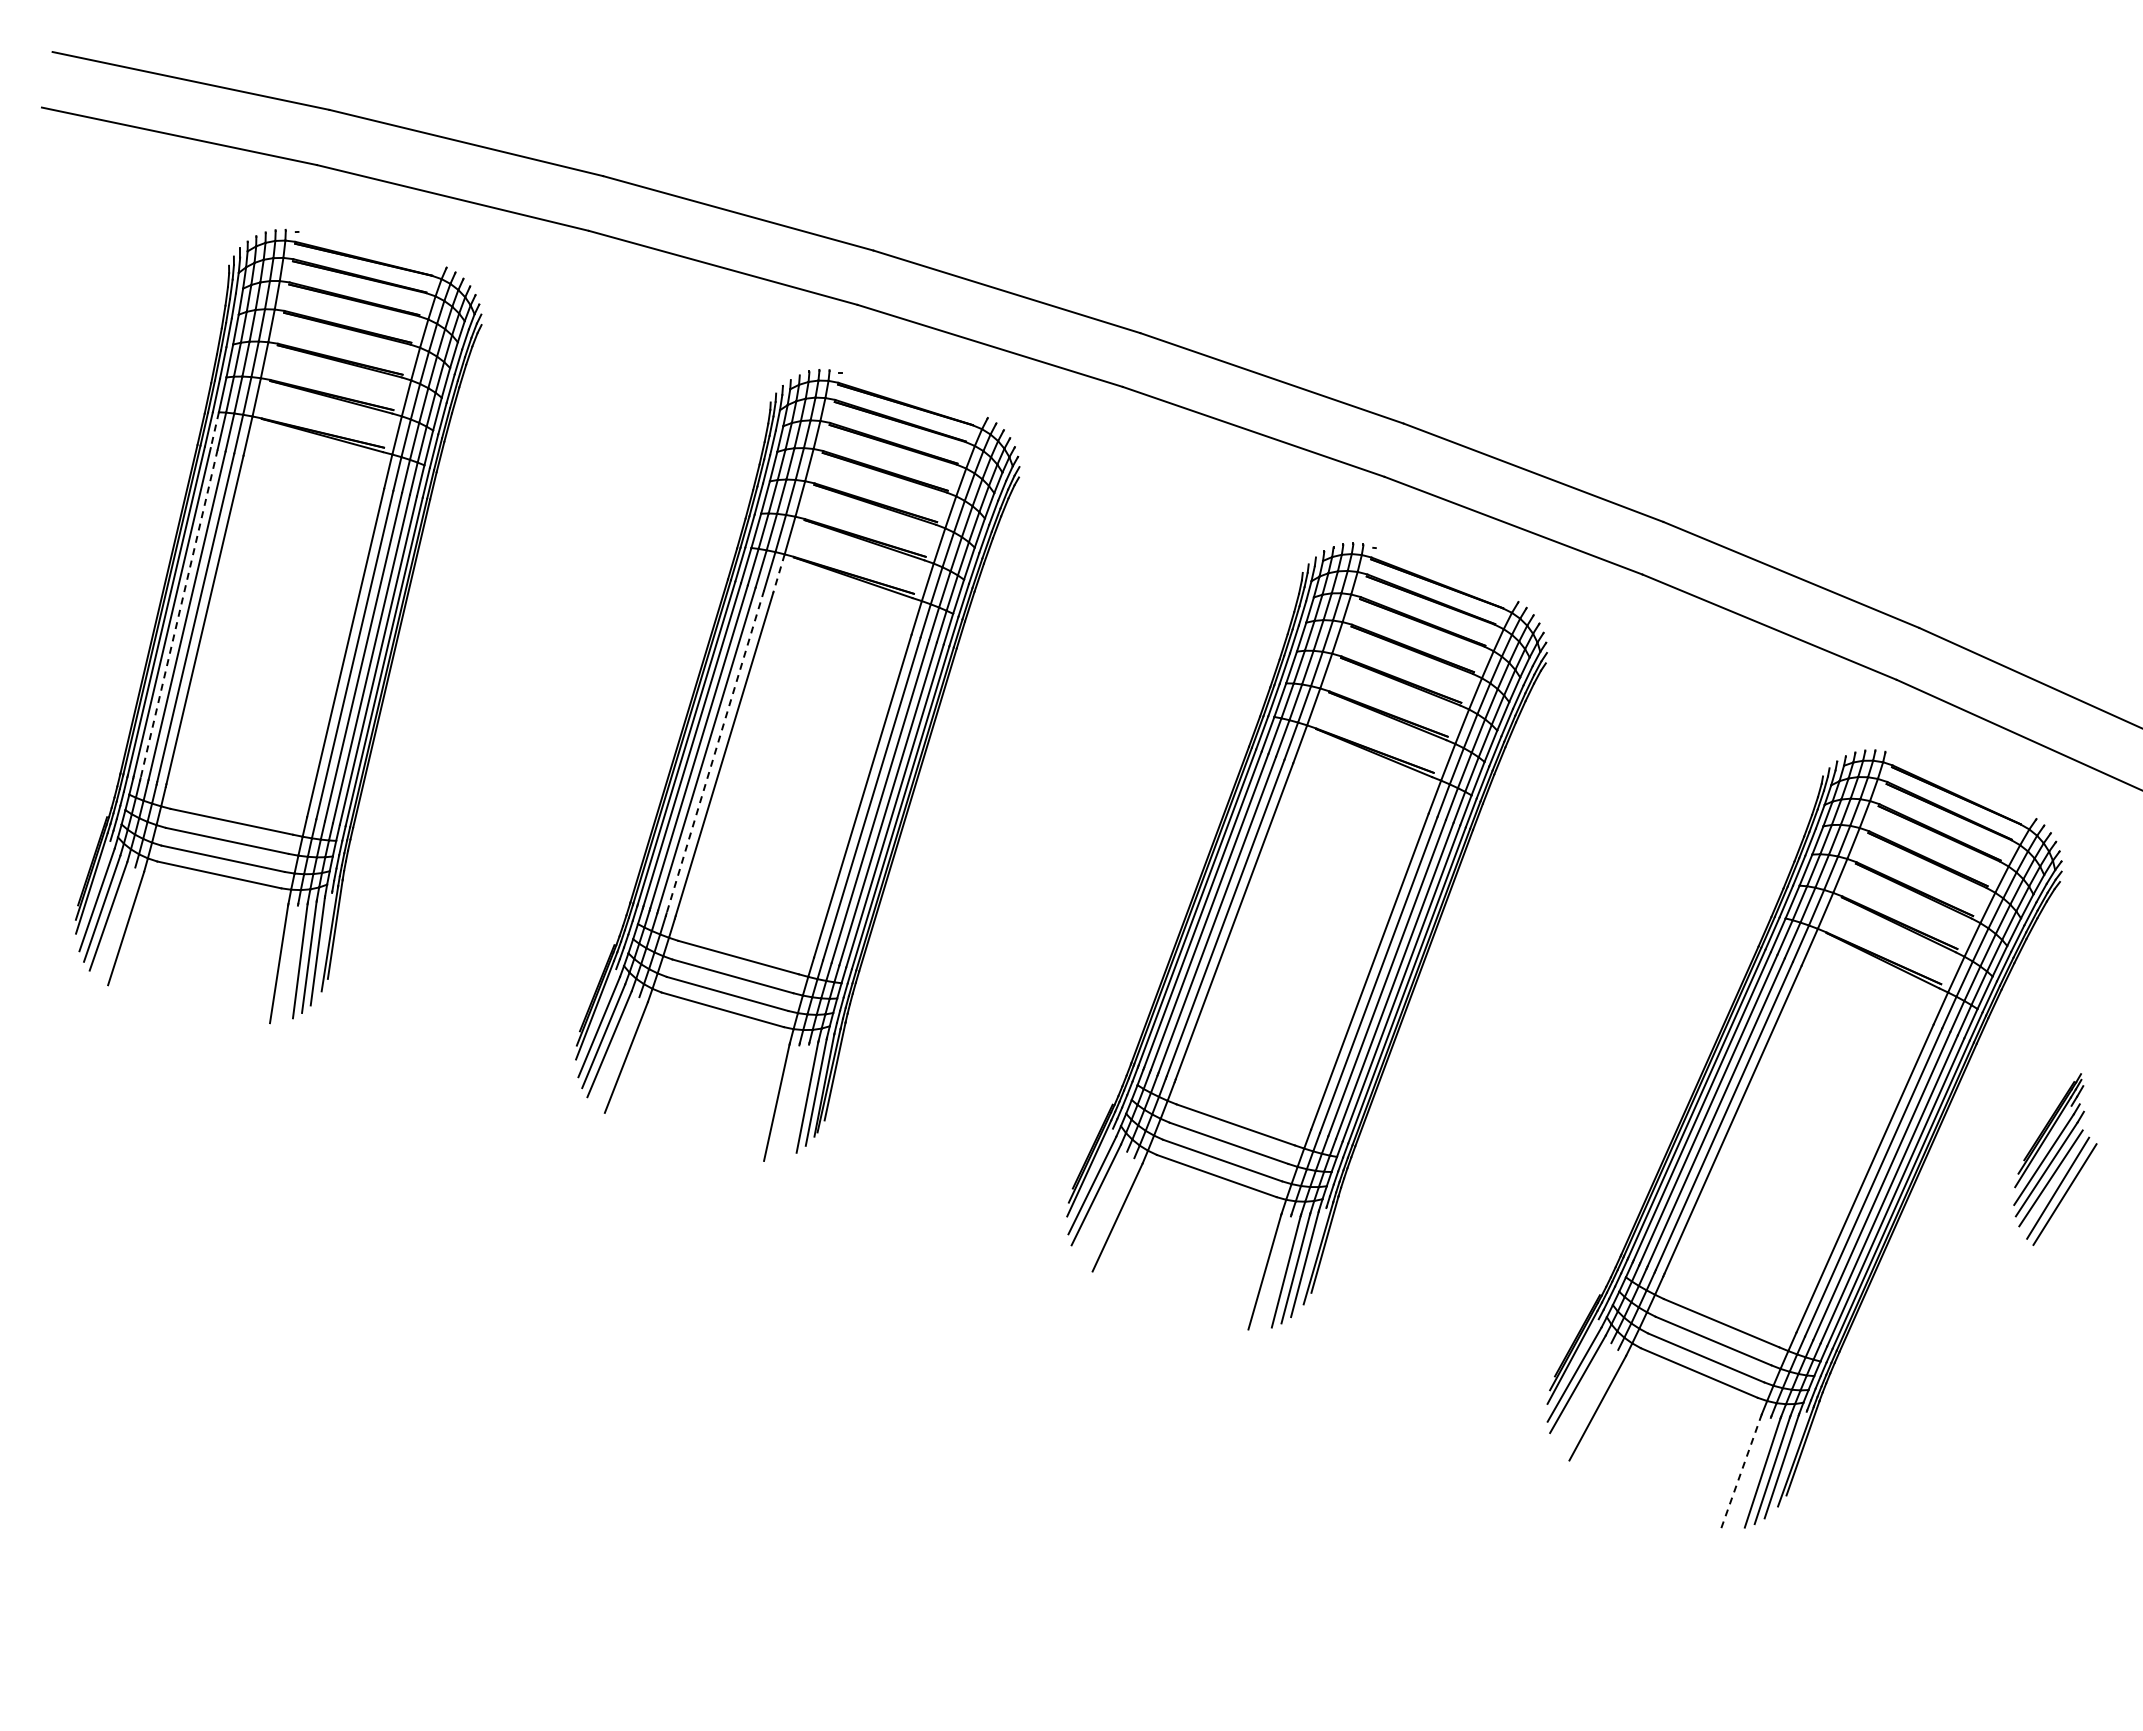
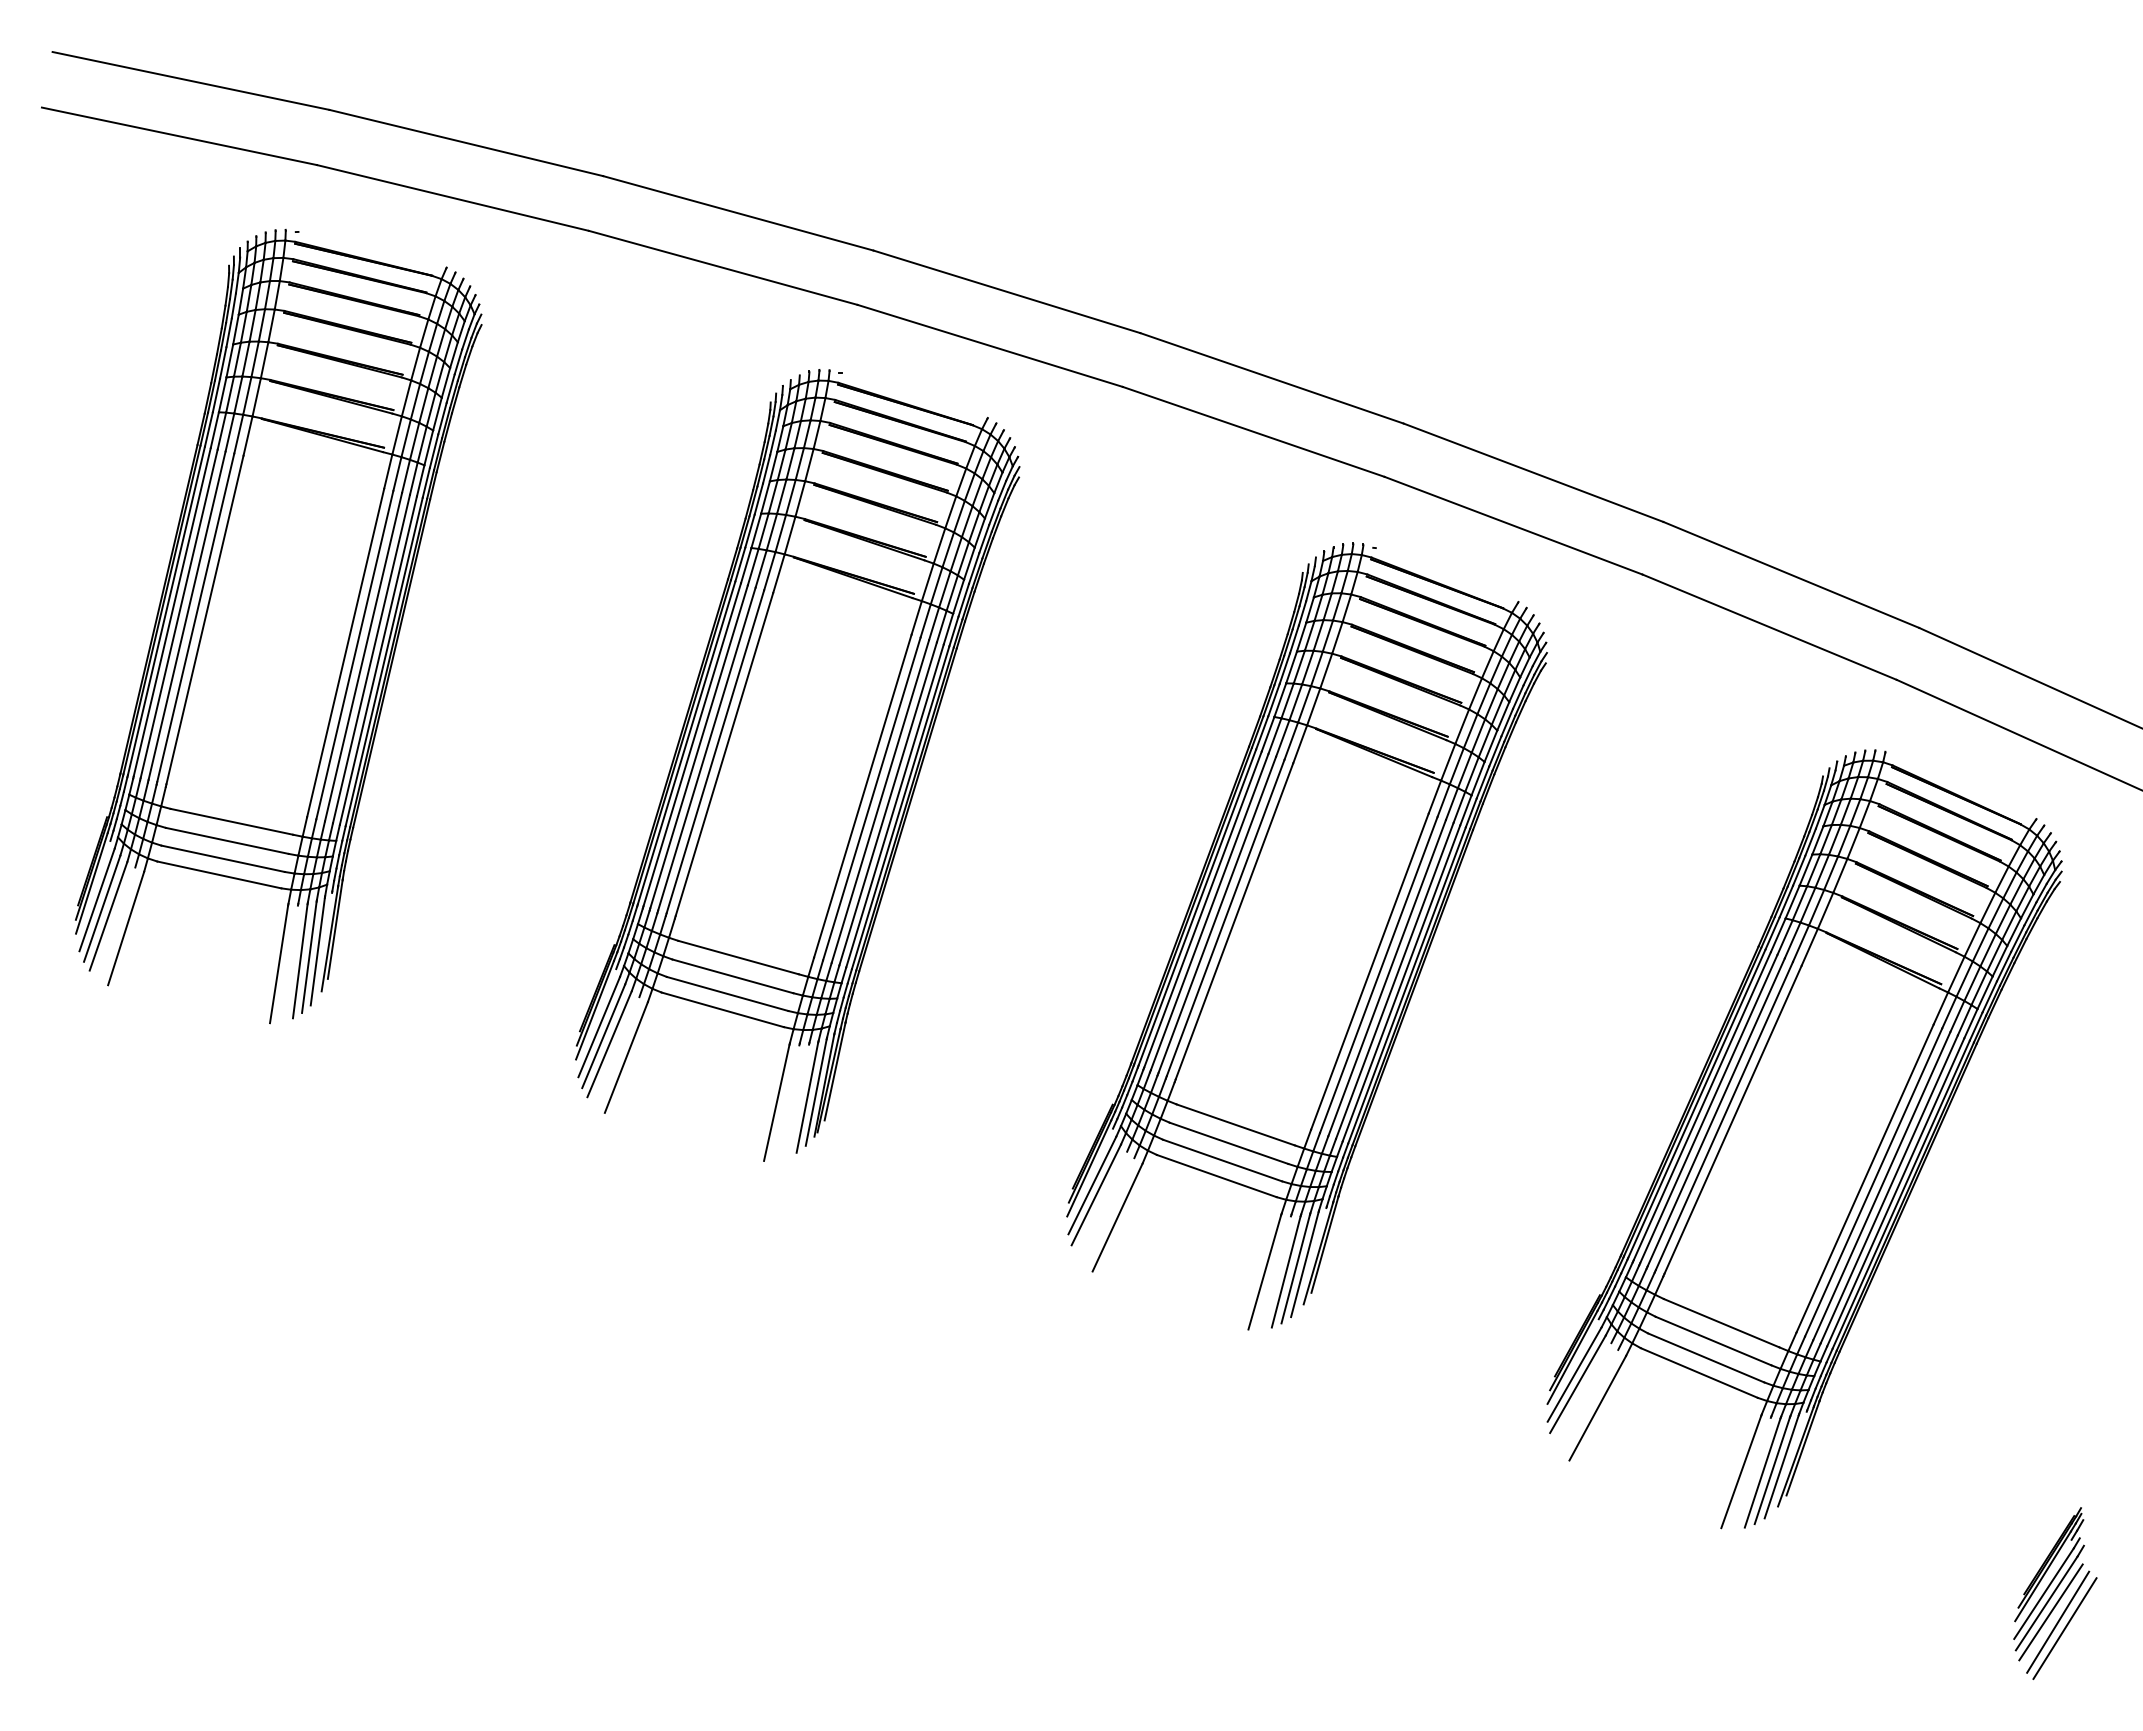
line: dashed -> solid (214, 430)
line: dashed -> solid (778, 574)
line: dashed -> solid (179, 613)
line: dashed -> solid (715, 751)
part position: (2055, 1159) -> (2055, 1593) (2055, 1593)
line: dashed -> solid (1741, 1471)
